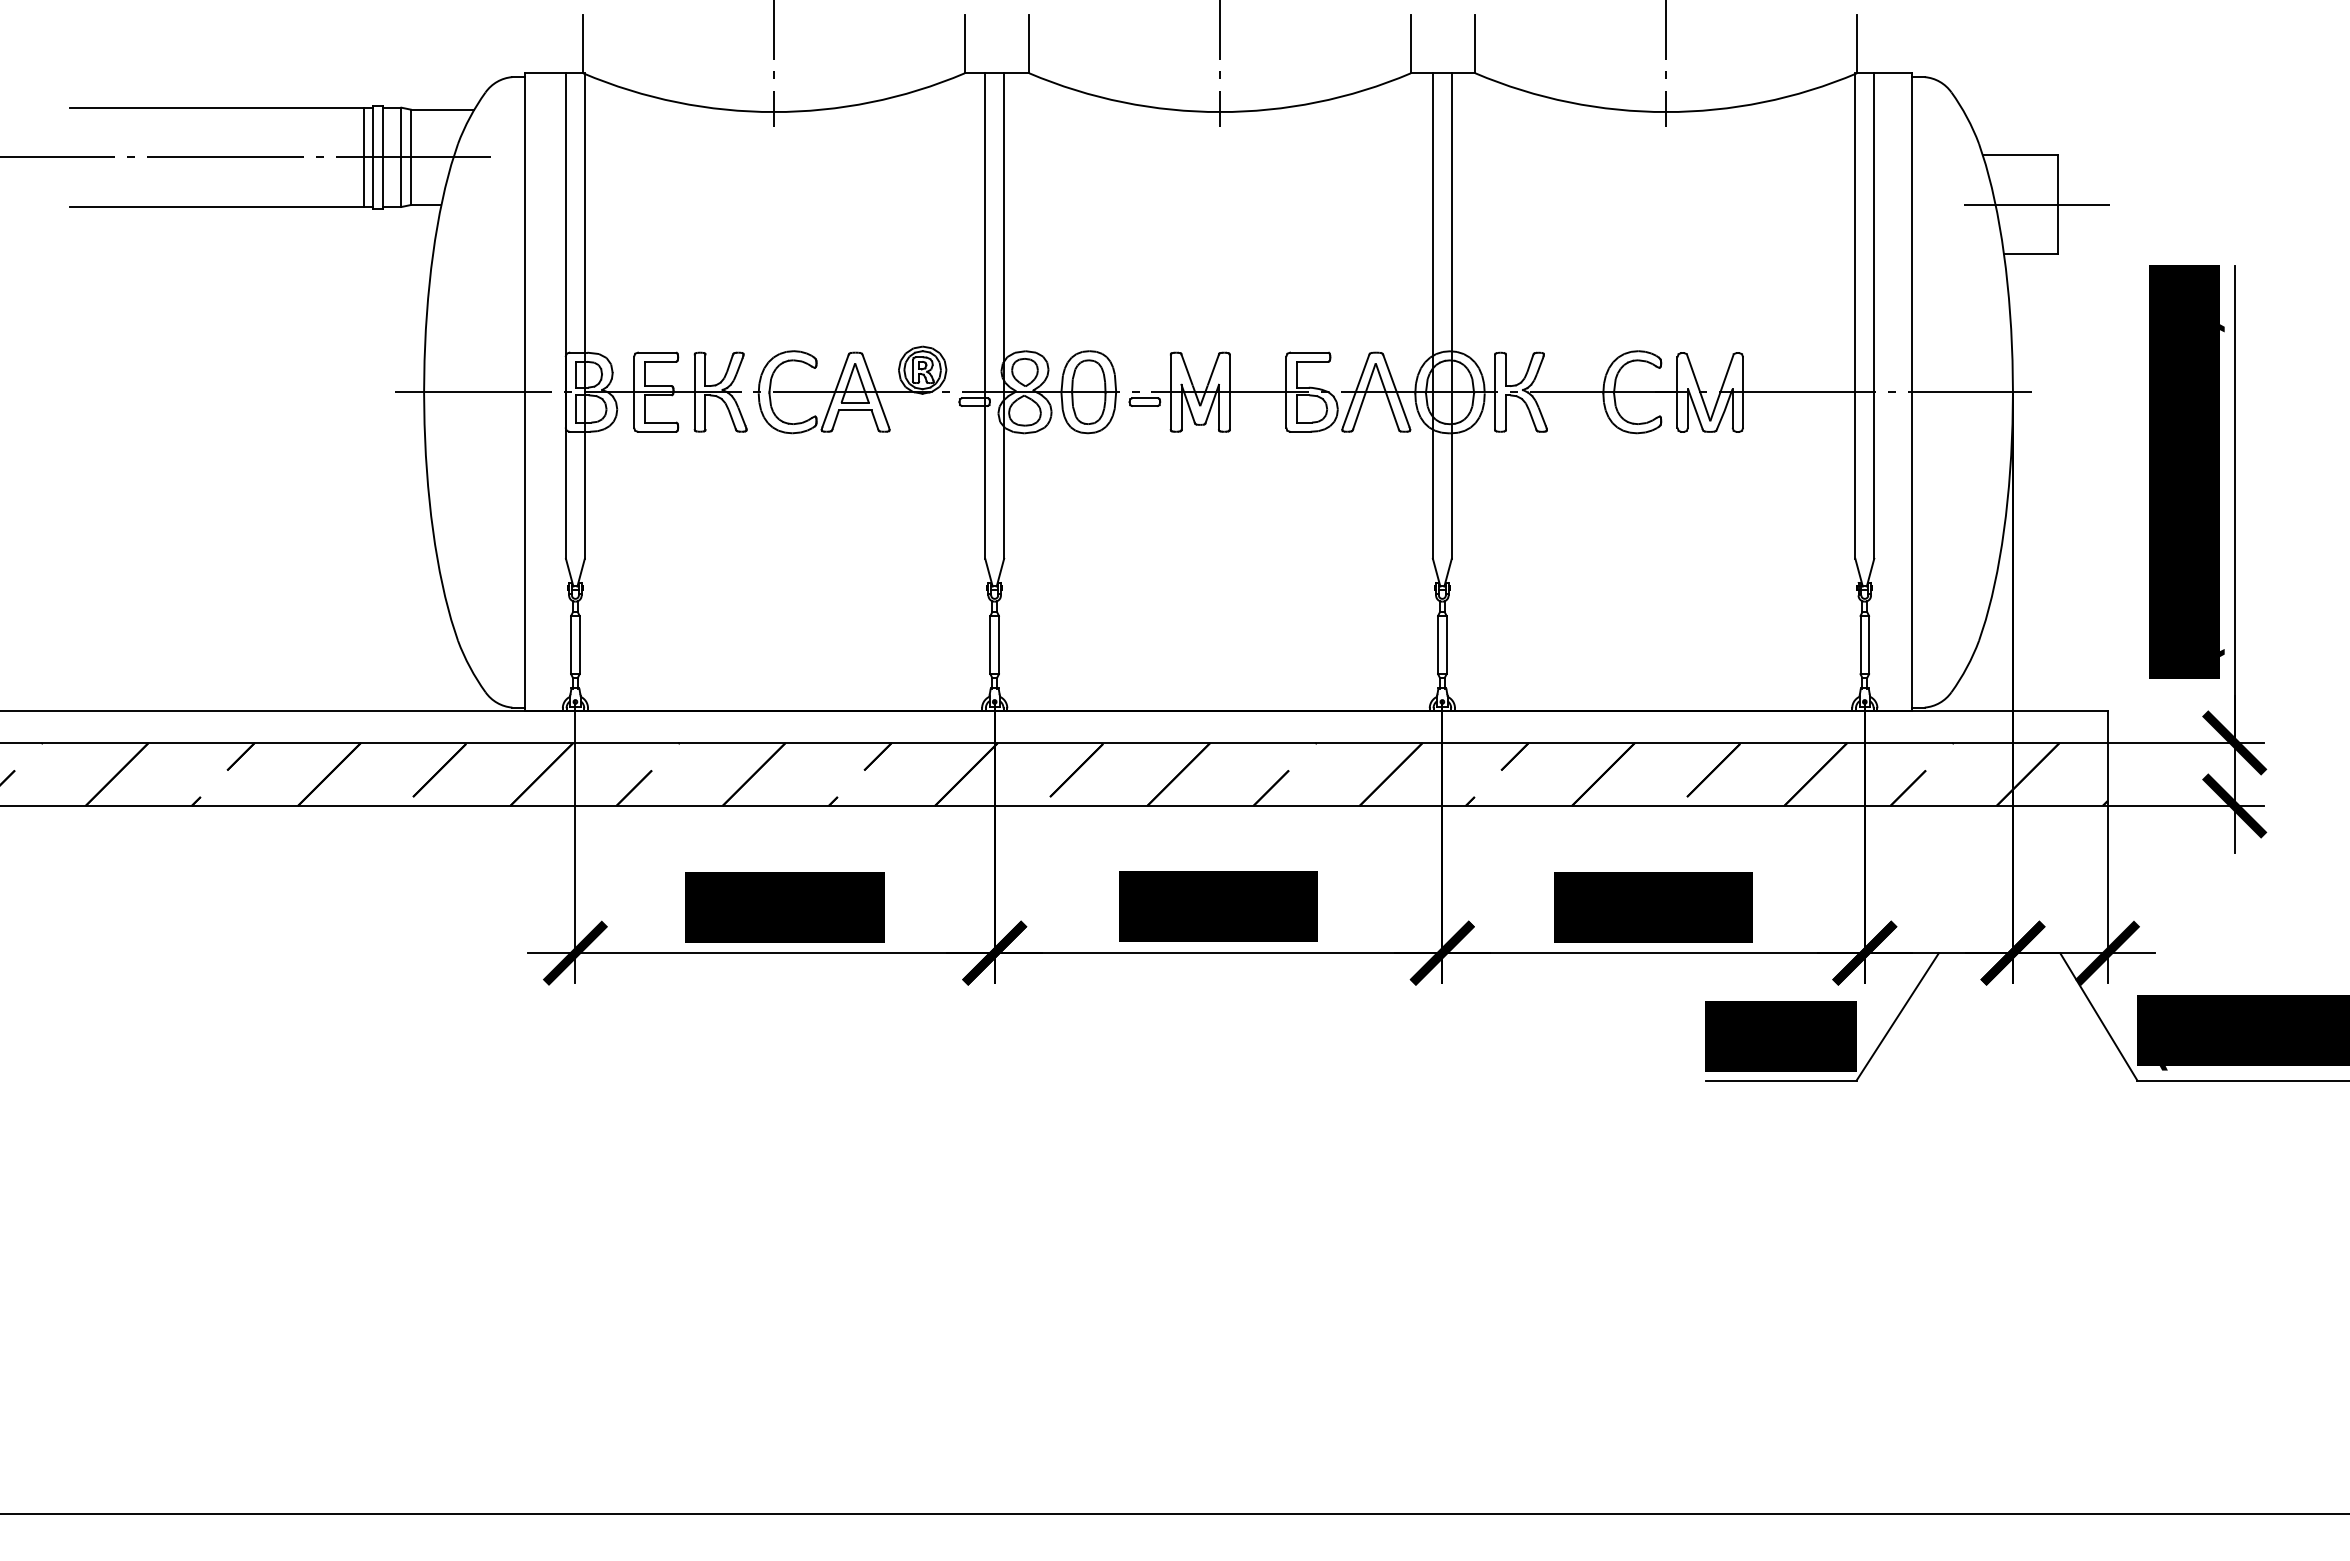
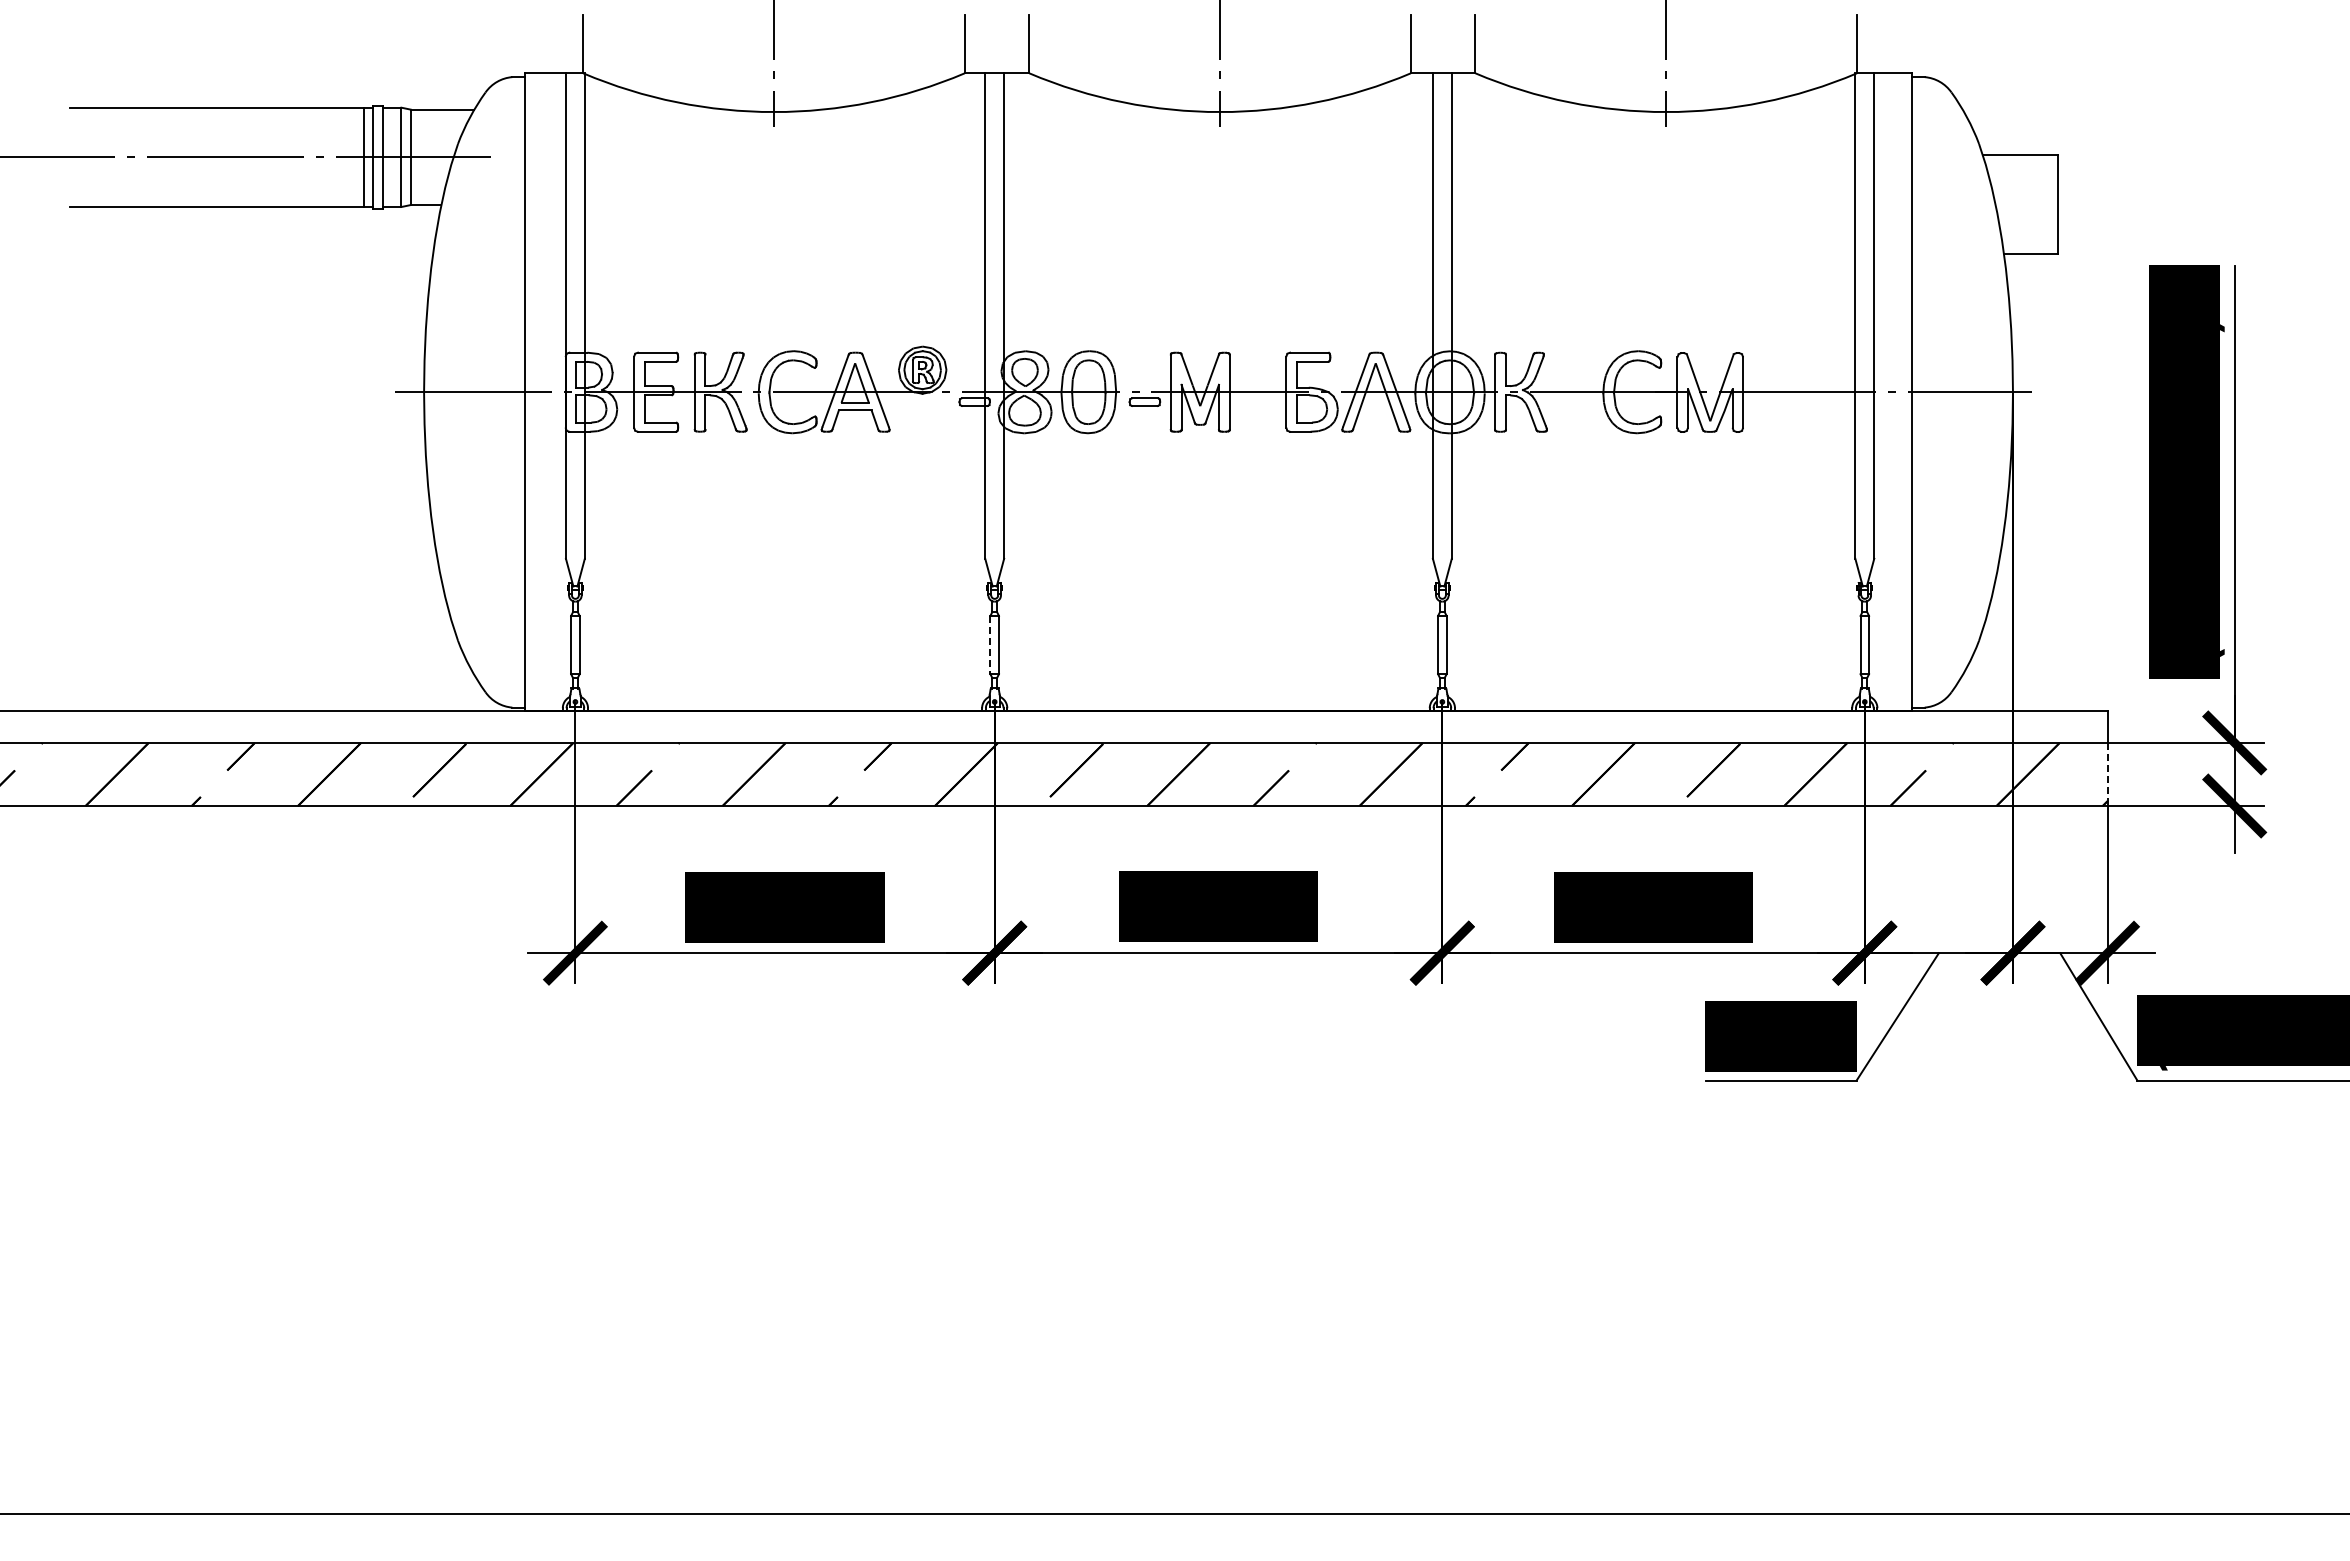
line: present -> none (2036, 204)
line: solid -> dashed (990, 645)
line: solid -> dashed (2107, 774)
